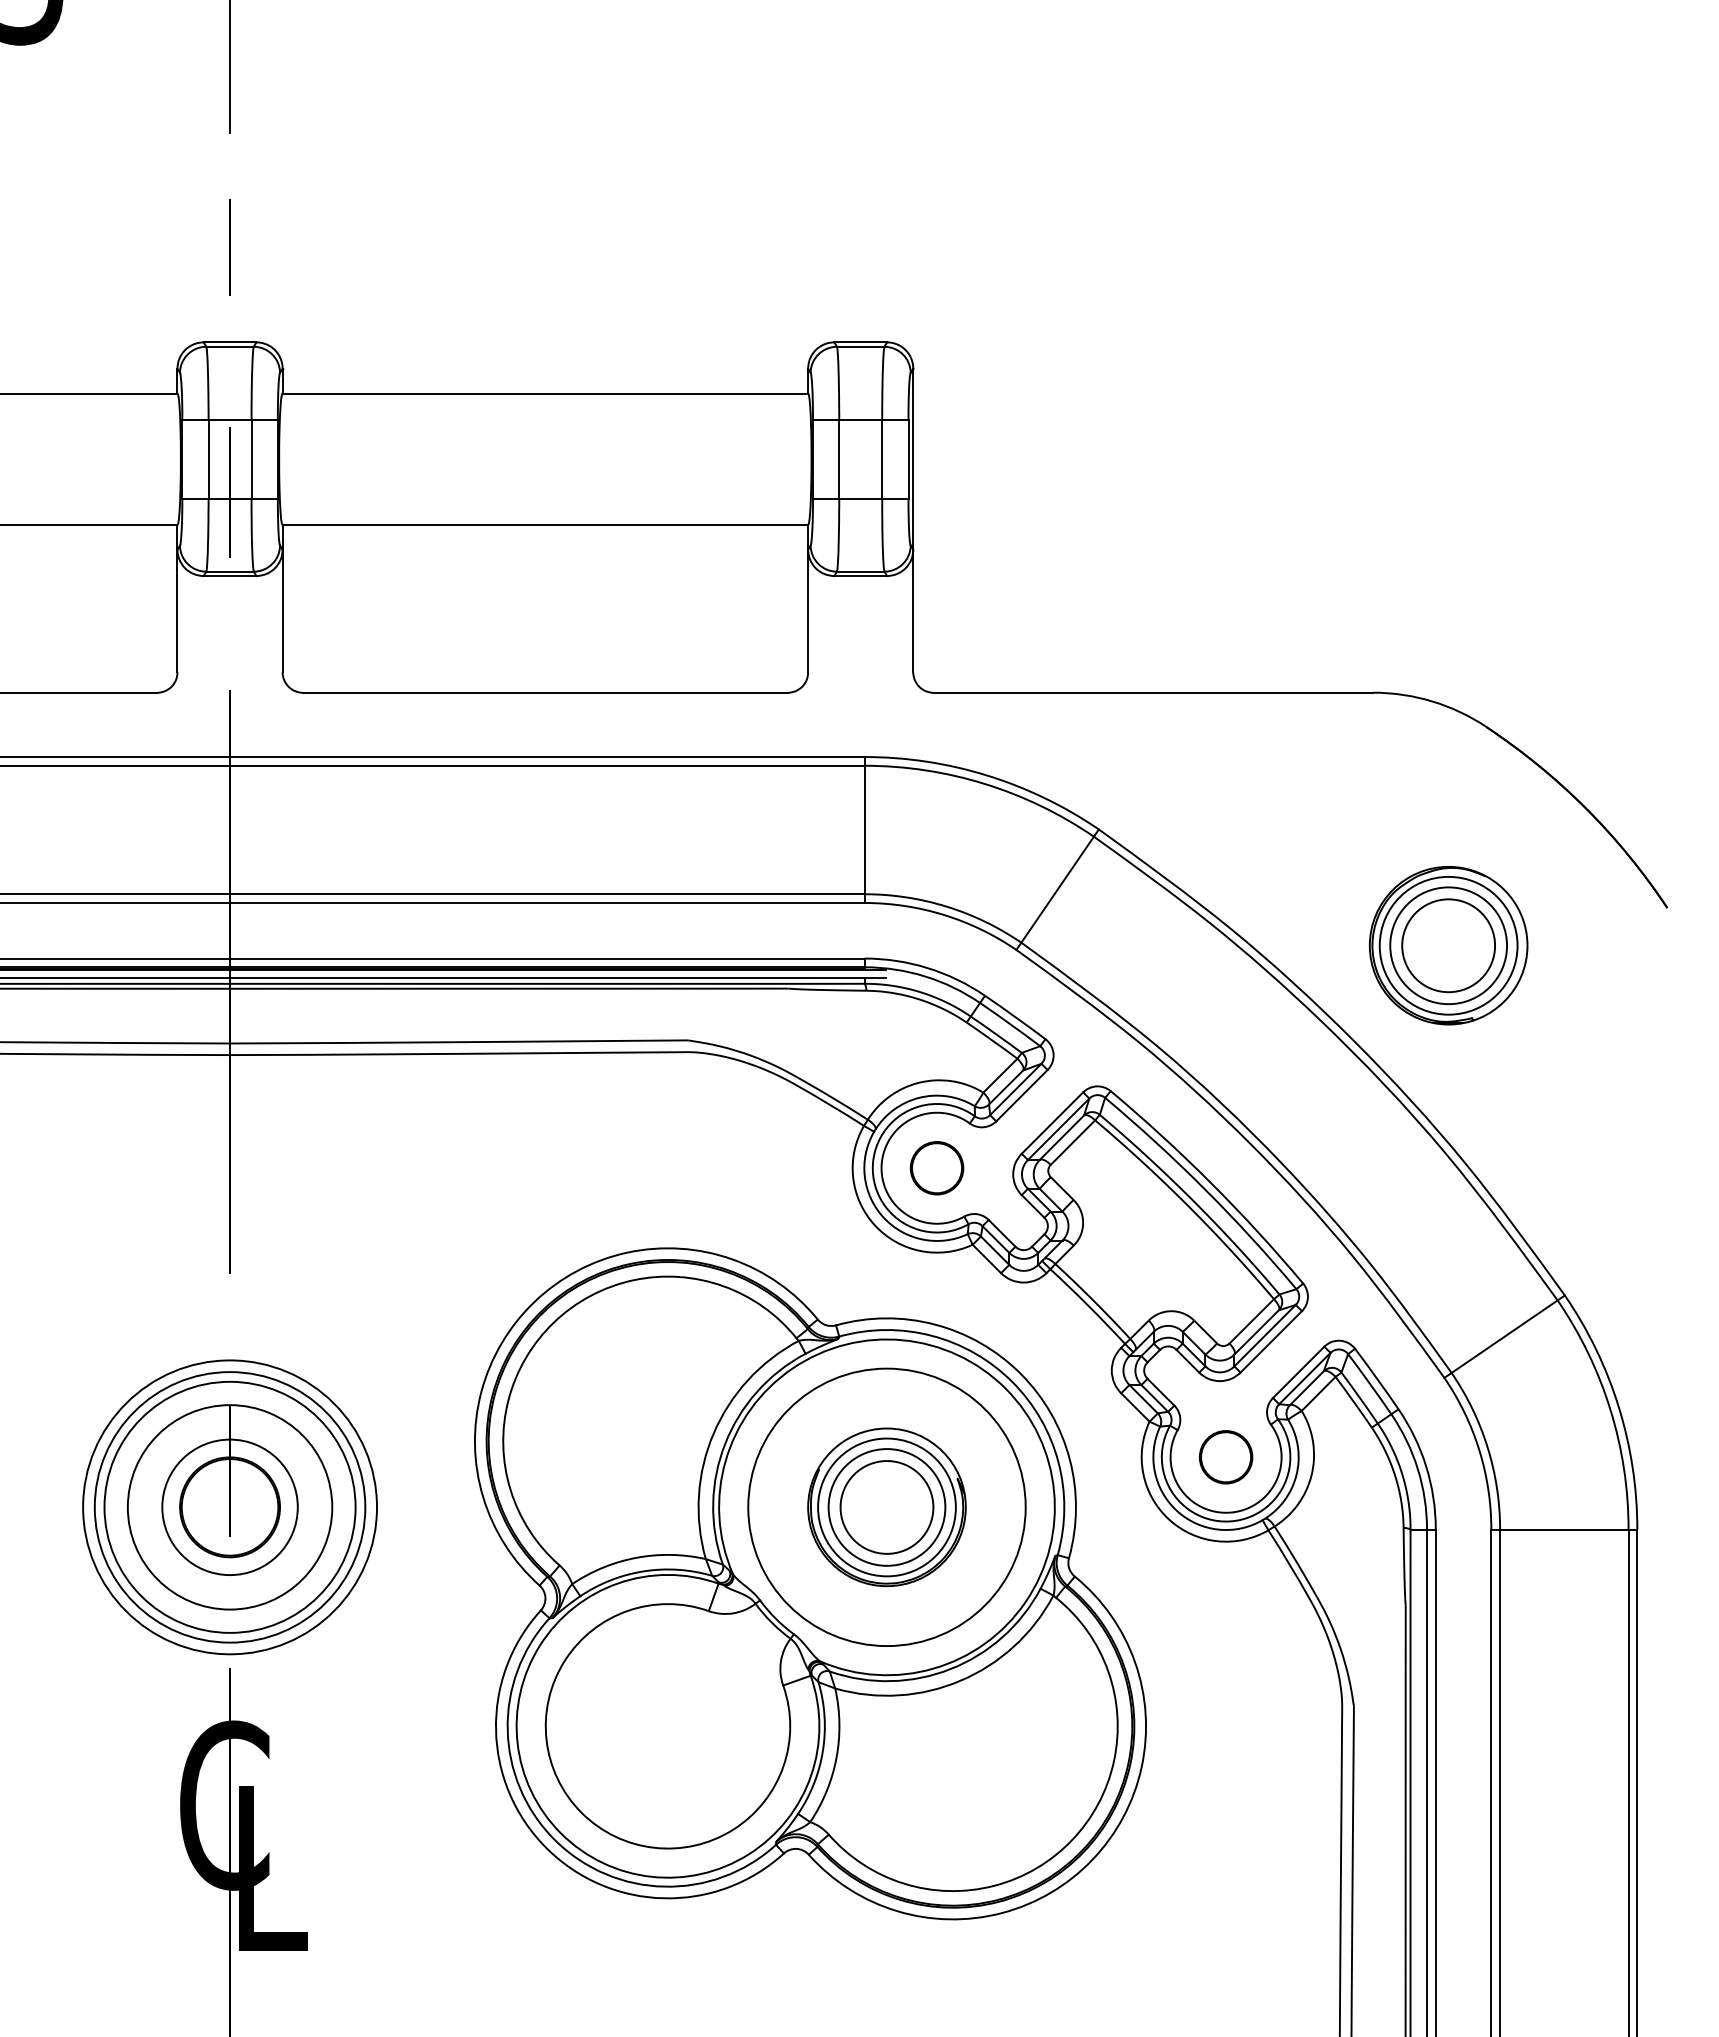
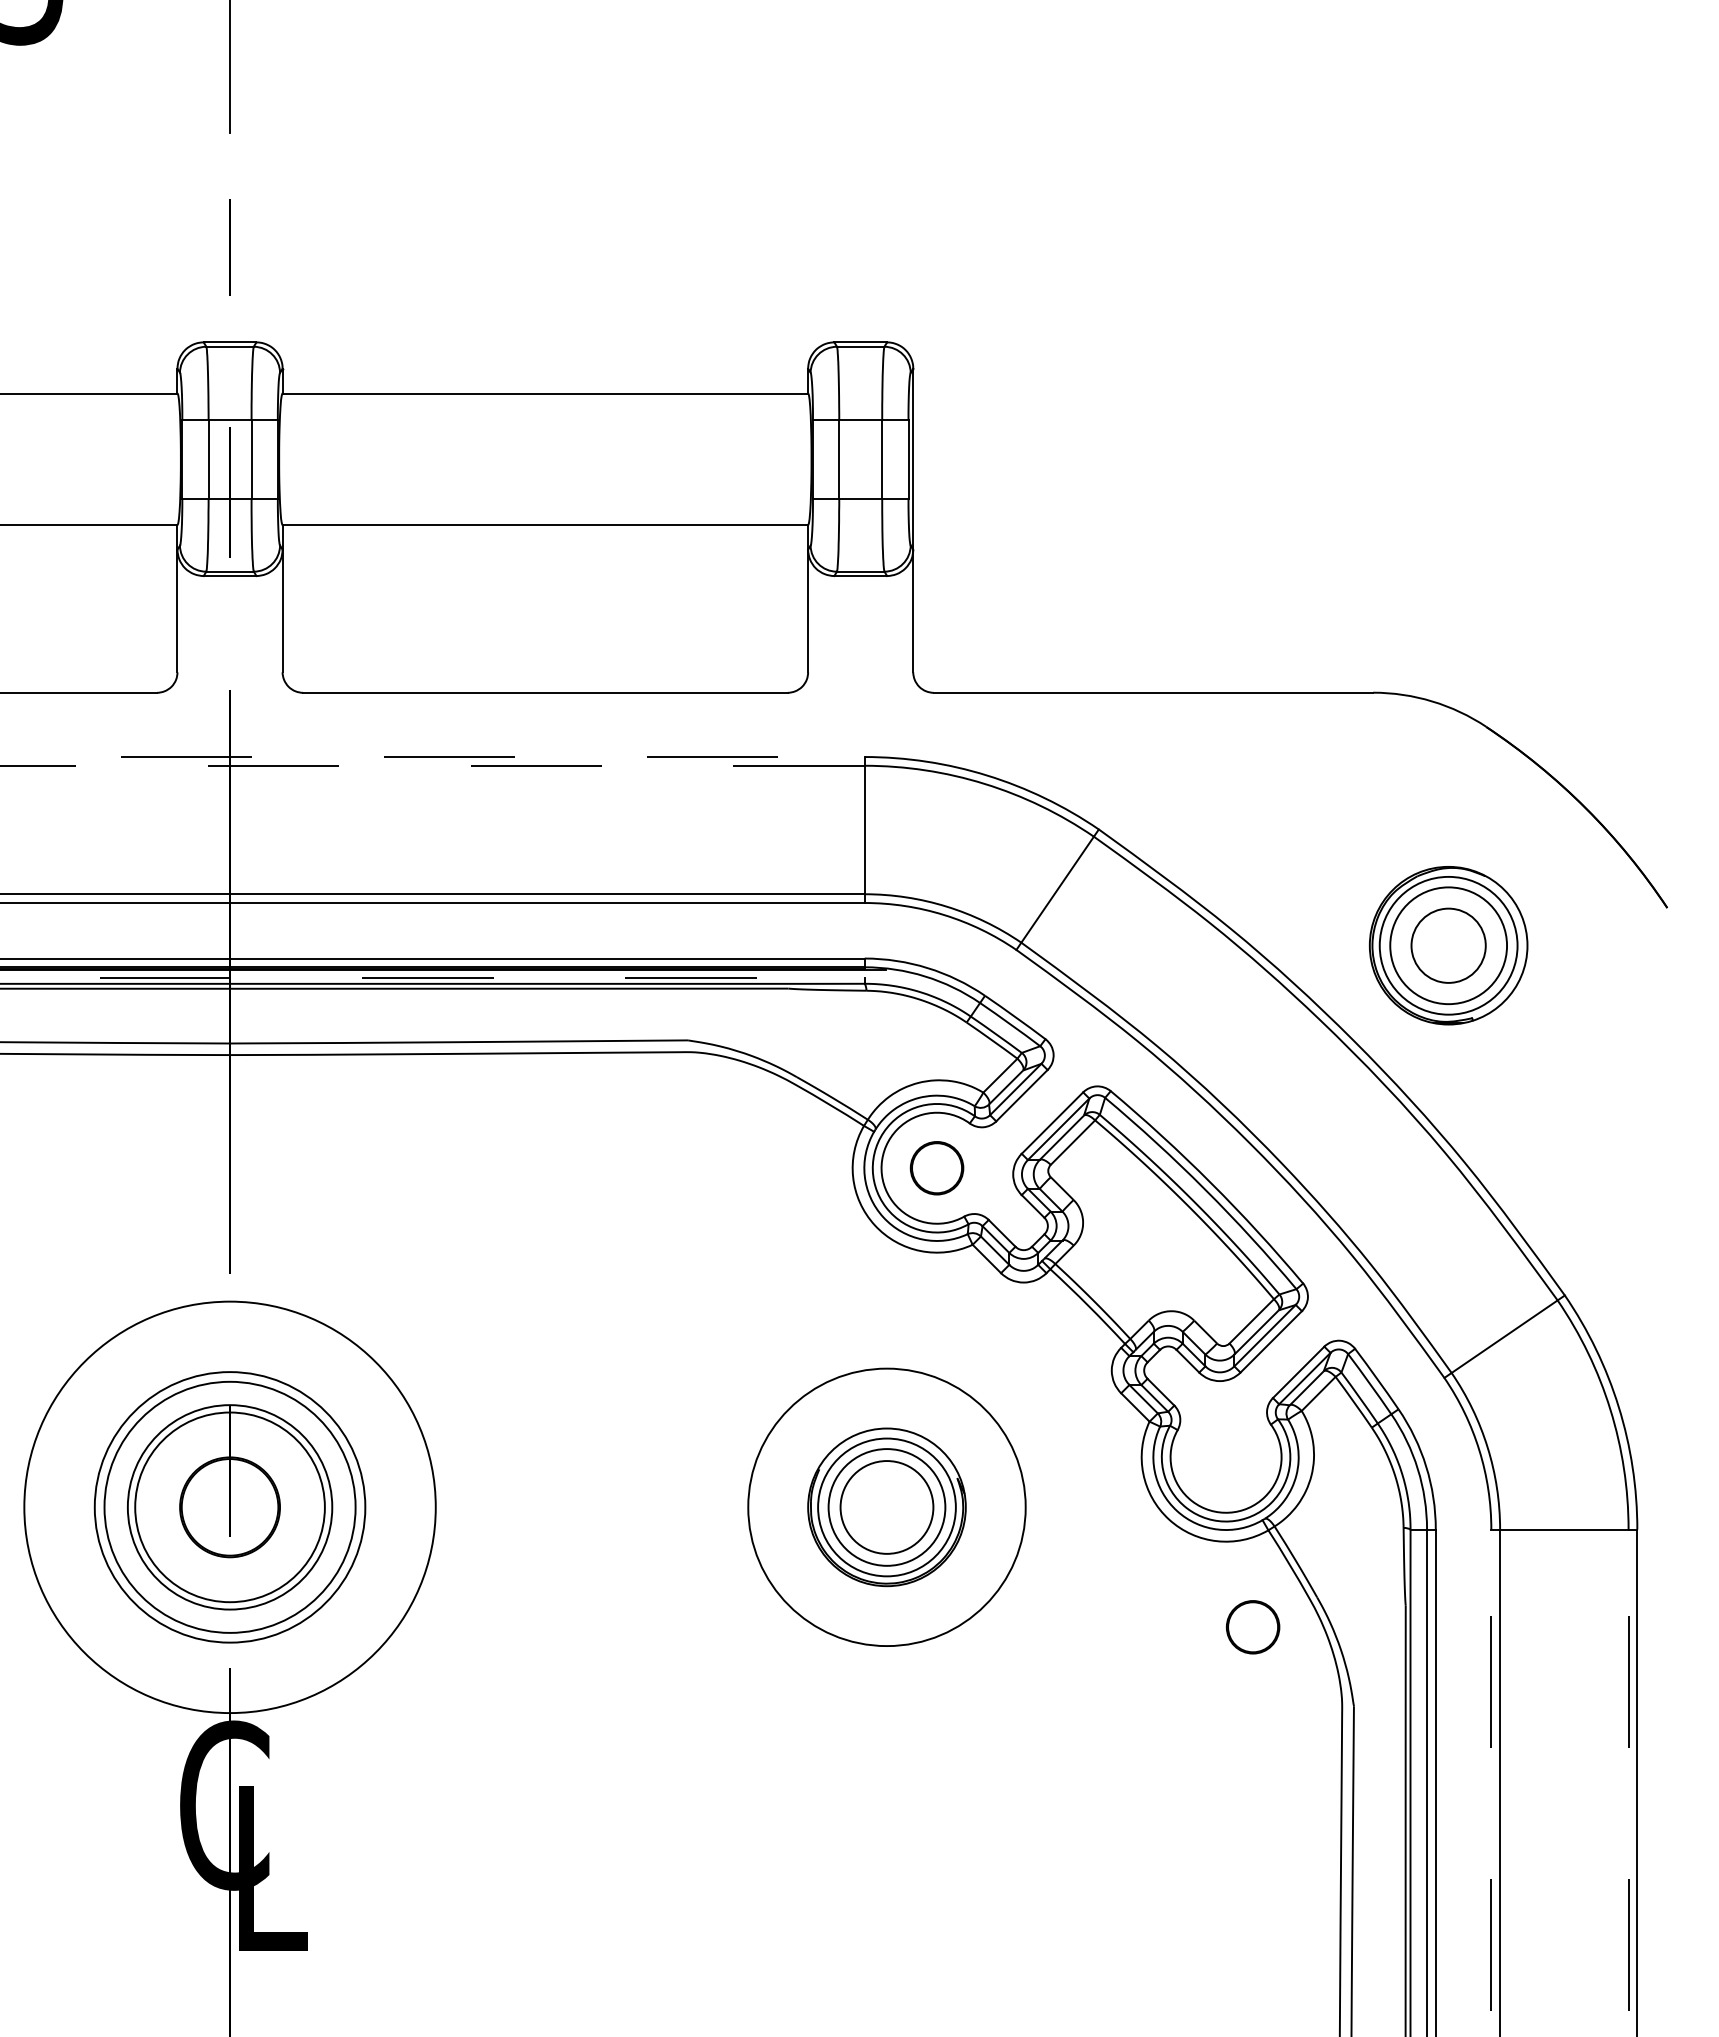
line: solid -> dashed (432, 757)
line: solid -> dashed (431, 765)
circle diameter: 93 px -> 74 px (1448, 945)
line: solid -> dashed (443, 977)
part position: (1225, 1457) -> (1252, 1627) (1252, 1627)
circle diameter: 135 px -> 190 px (229, 1507)
circle diameter: 294 px -> 411 px (229, 1507)
part: present -> none (810, 1583)
line: solid -> dashed (1491, 1782)
line: solid -> dashed (1628, 1782)
